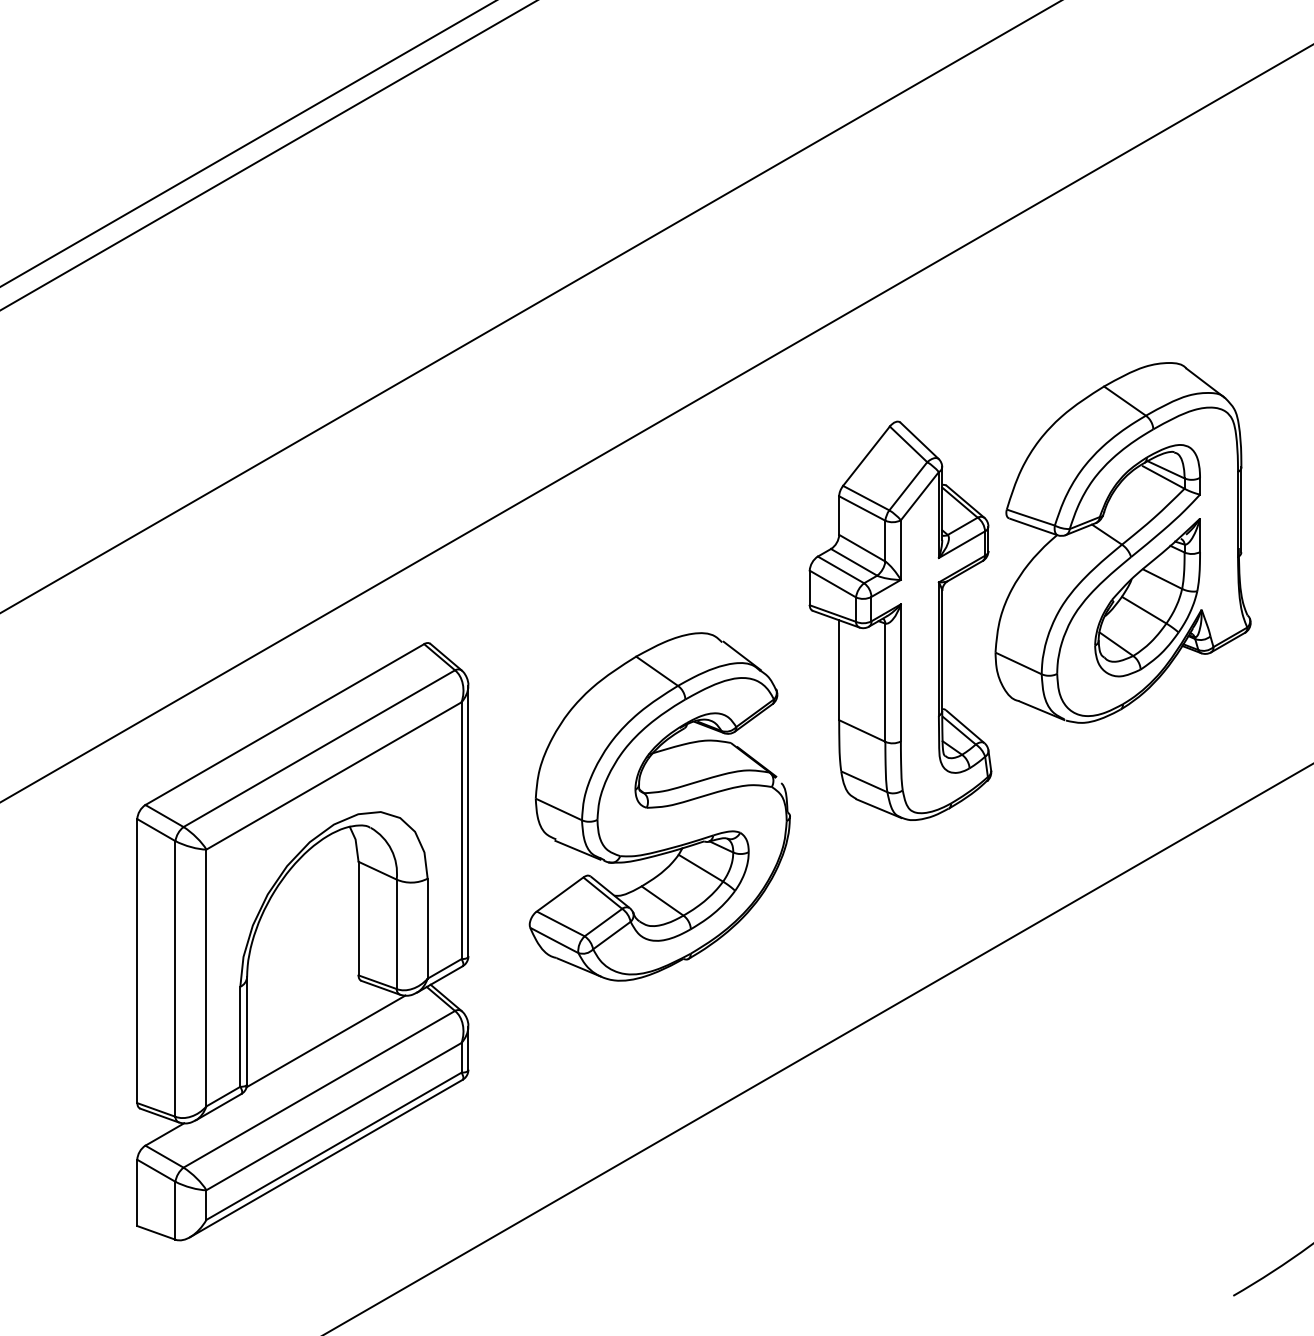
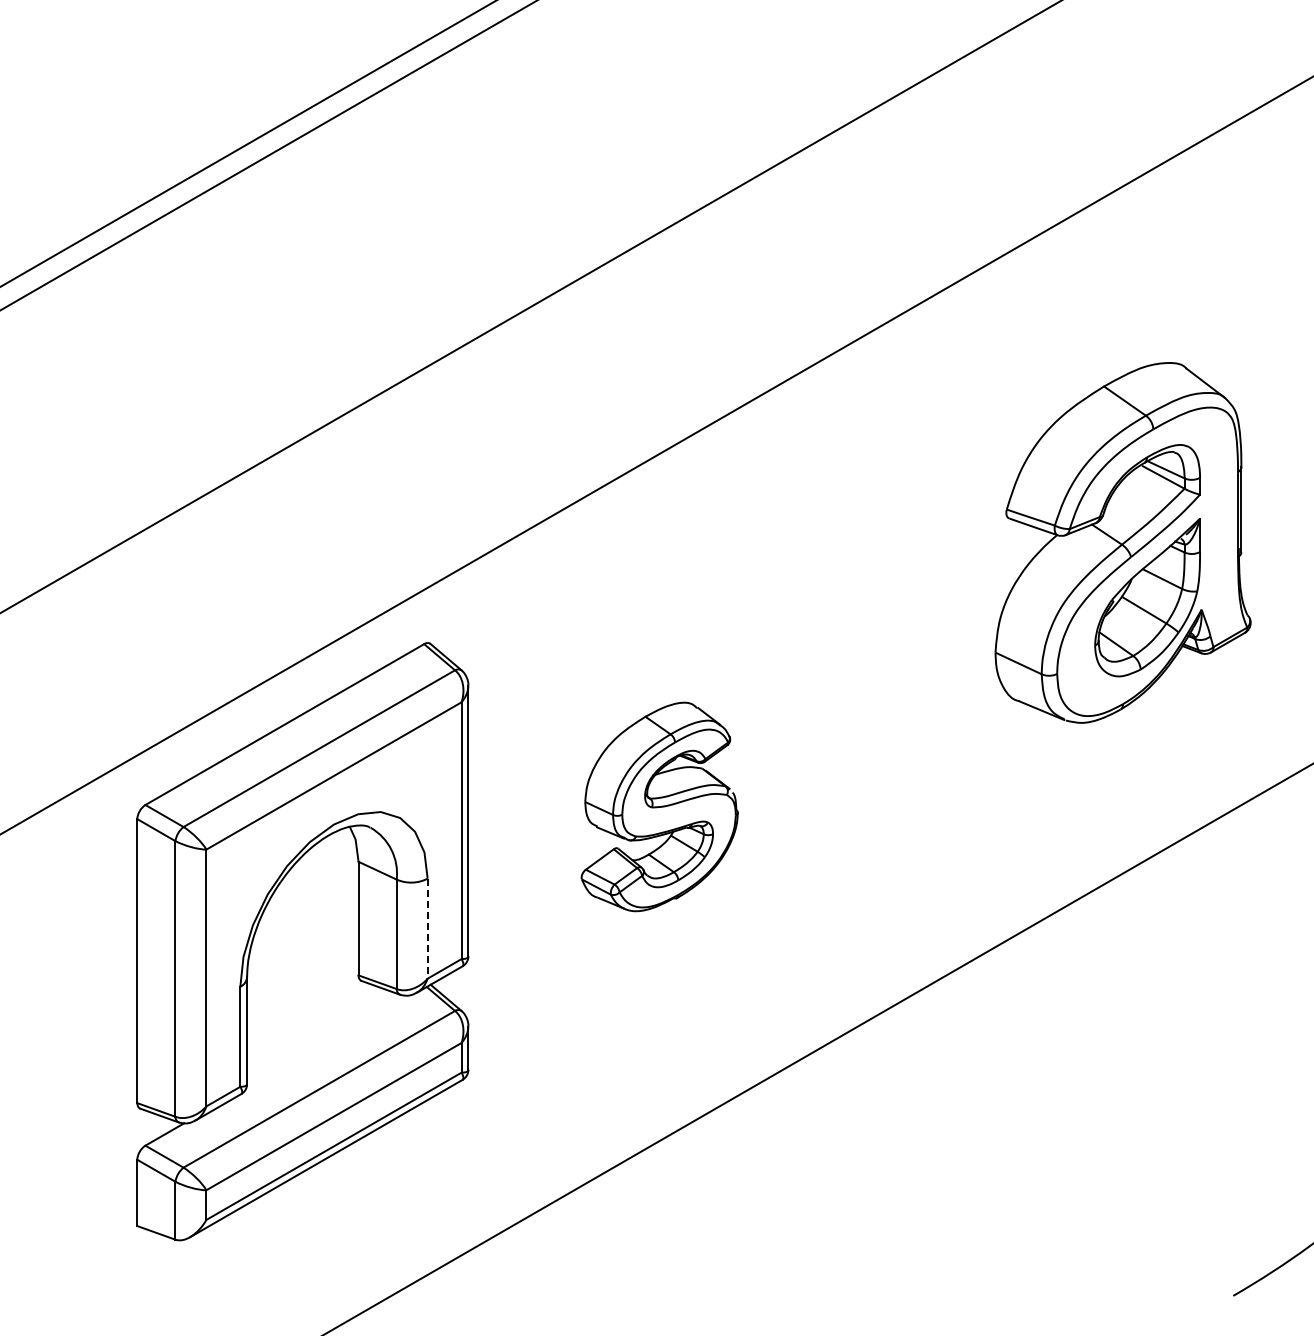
line position: (656, 423) -> (656, 455) (656, 455)
part: present -> none (900, 620)
part size: 263x350 px -> 159x212 px (659, 806)
line: solid -> dashed (427, 929)
line: present -> none (325, 1041)
